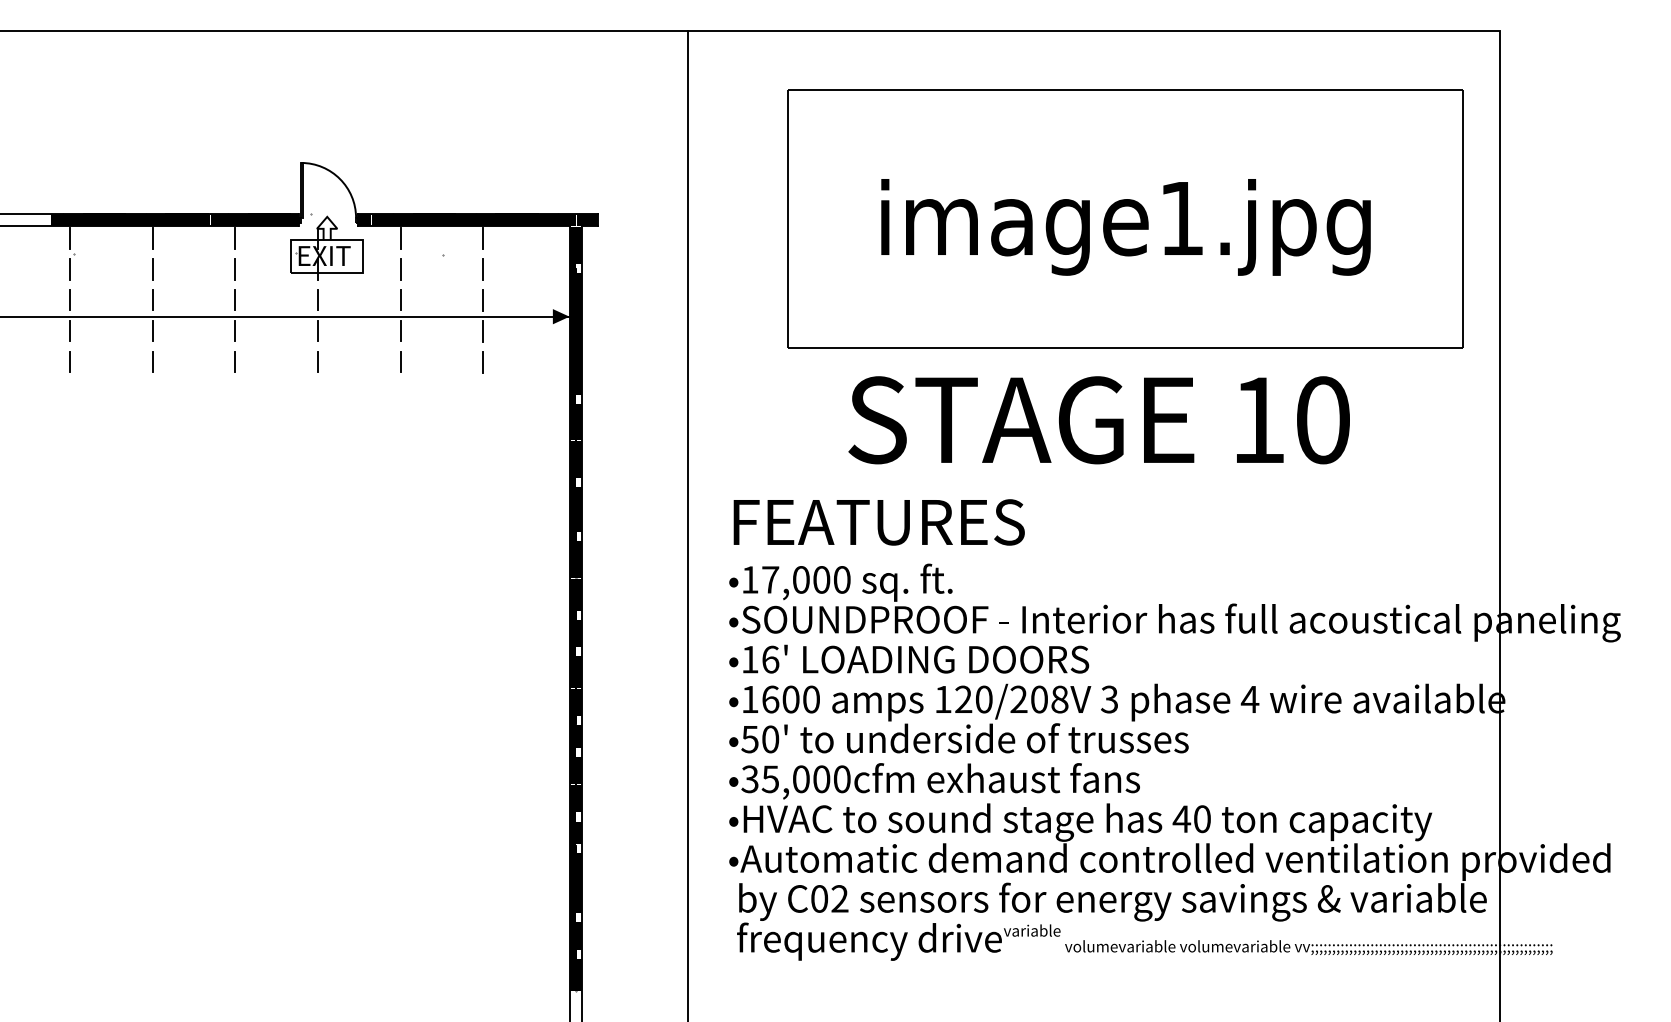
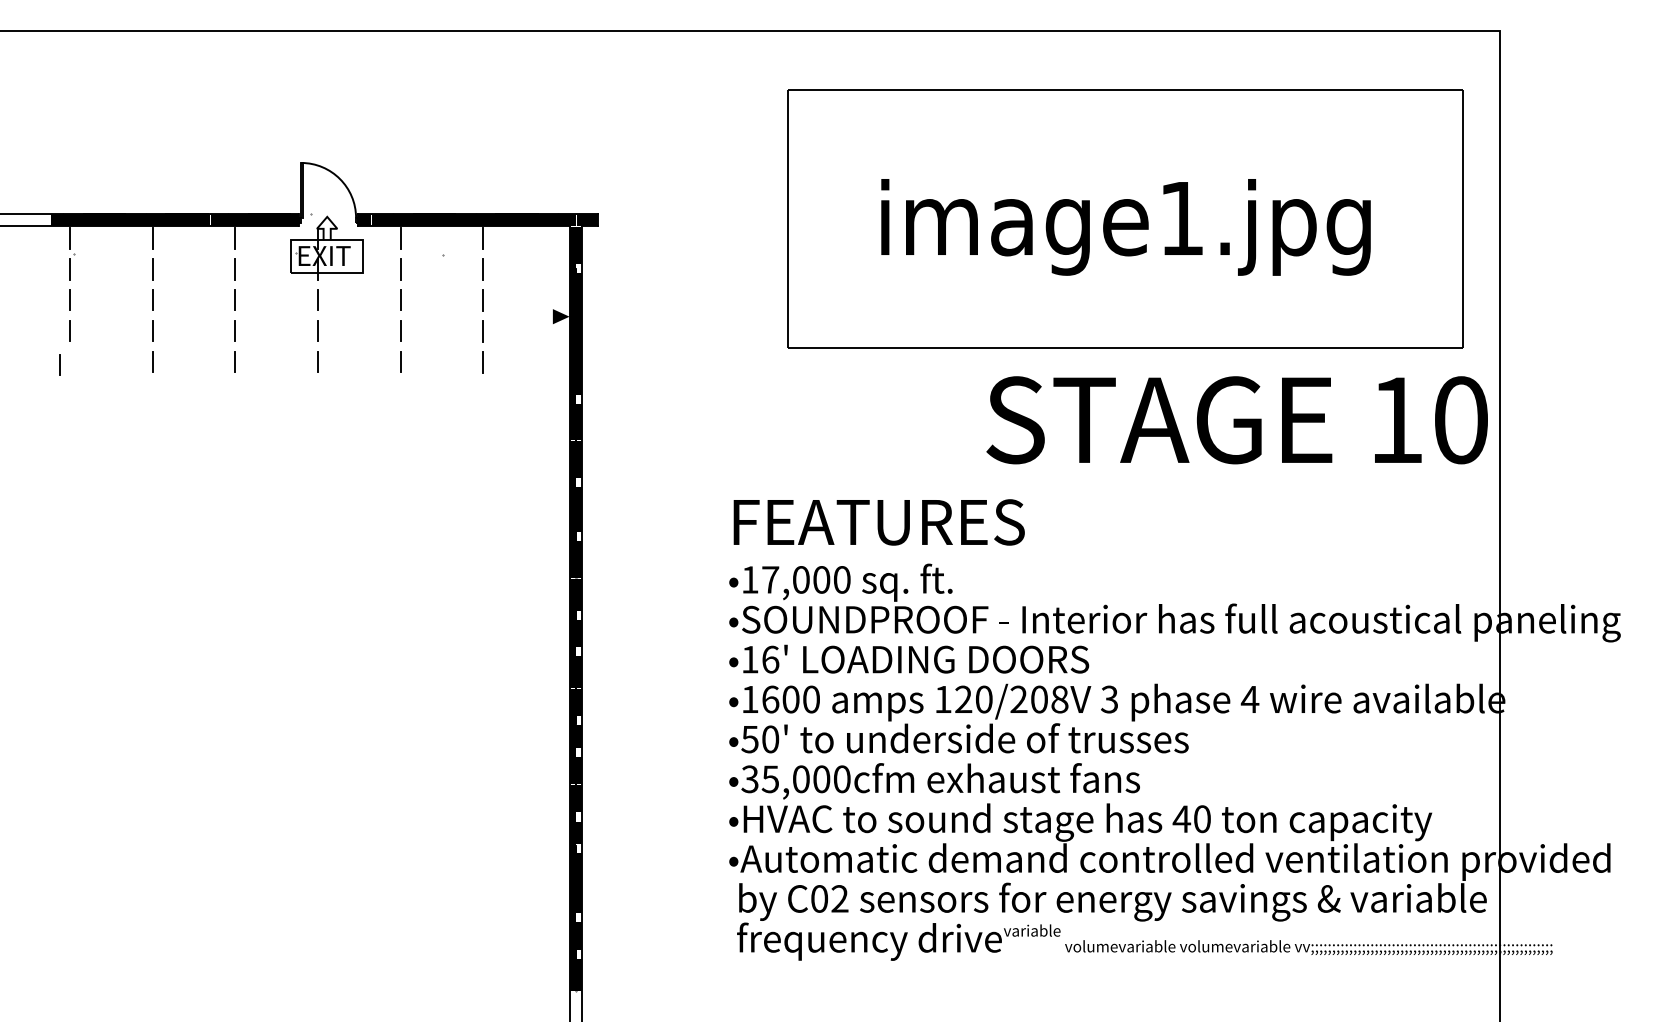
line: present -> none (285, 316)
line position: (69, 361) -> (59, 364) (59, 364)
text position: (1098, 420) -> (1236, 420) (1236, 420)
line: present -> none (688, 524)
